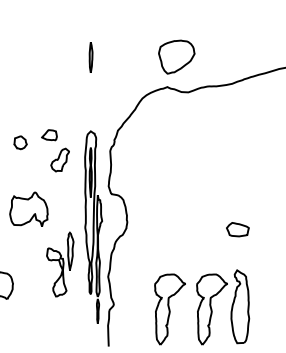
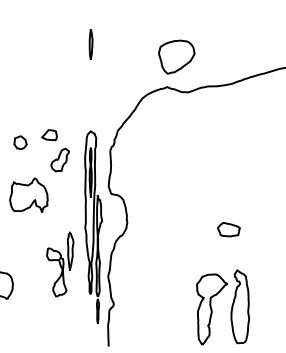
part position: (90, 57) -> (90, 44) (90, 44)
part position: (28, 208) -> (28, 194) (28, 194)
part position: (237, 229) -> (228, 229) (228, 229)
part: present -> none (169, 309)
